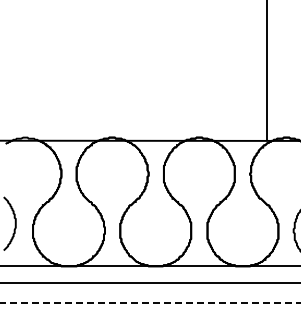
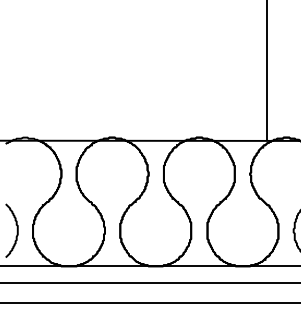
curve position: (14, 223) -> (16, 230) (16, 230)
line: dashed -> solid (150, 302)
